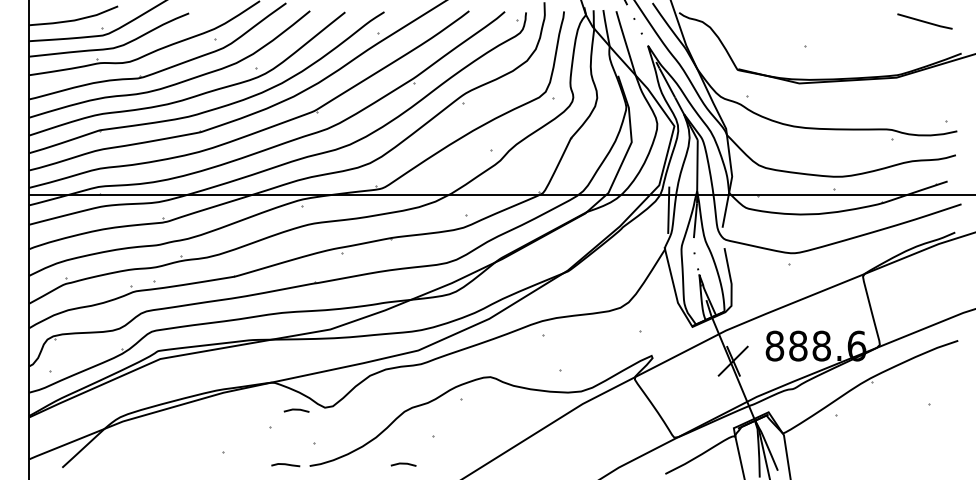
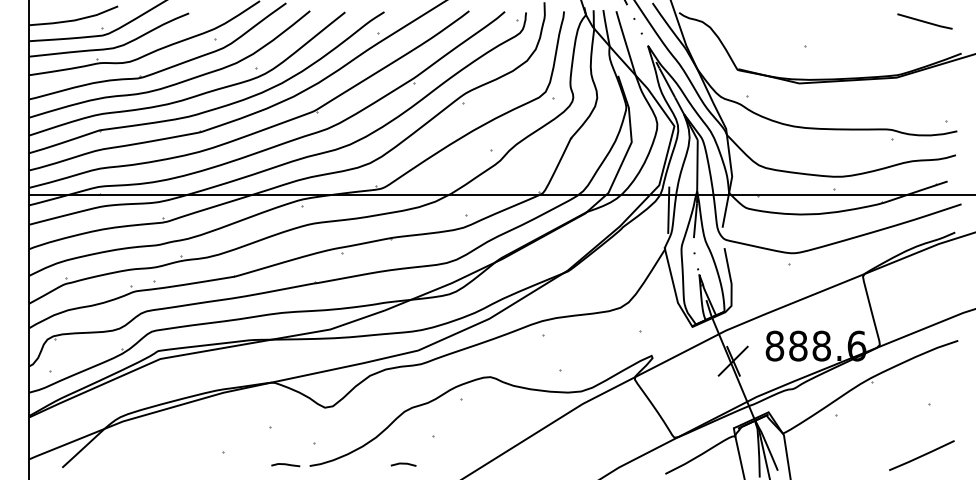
line: present -> none (296, 410)
line: none -> present (921, 455)
